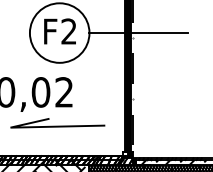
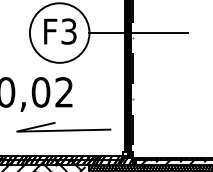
text: F2 -> F3 (68, 31)
line position: (57, 125) -> (63, 129) (63, 129)
